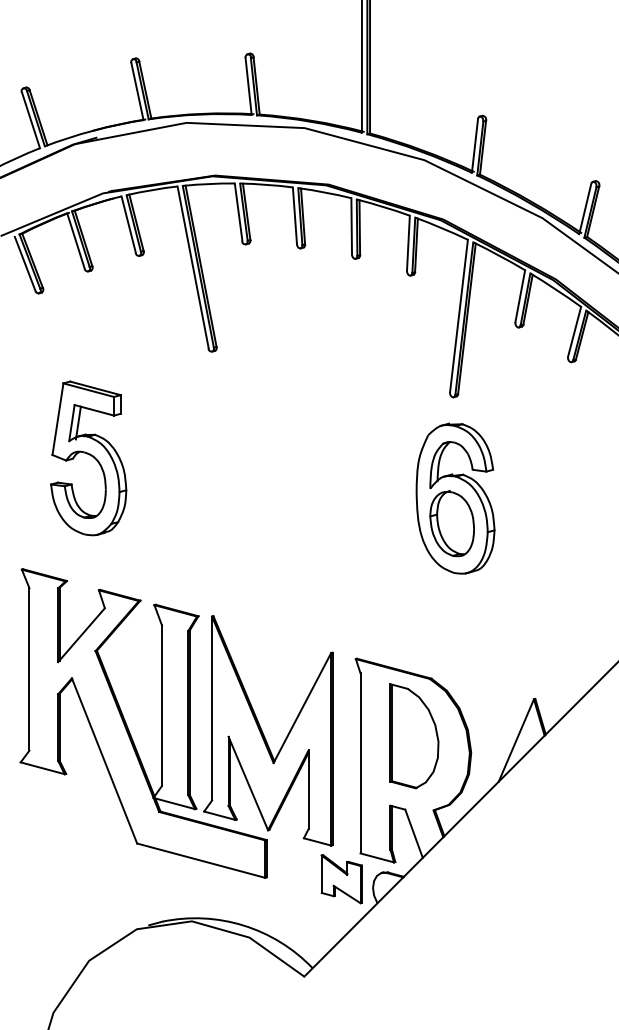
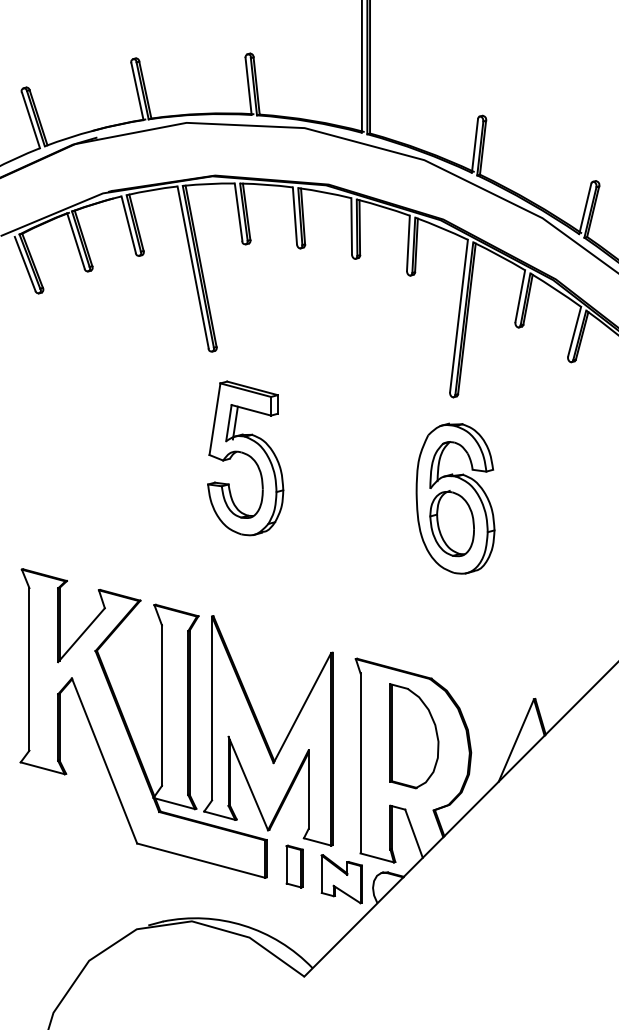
part position: (88, 458) -> (245, 458) (245, 458)
part: none -> present (294, 866)
